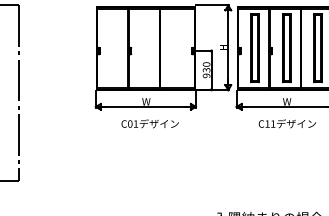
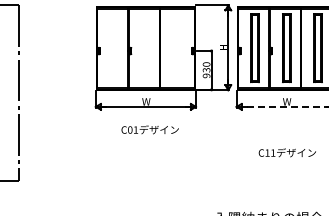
line: solid -> dashed (285, 106)
text position: (149, 123) -> (149, 129) (149, 129)
text position: (286, 123) -> (286, 152) (286, 152)
